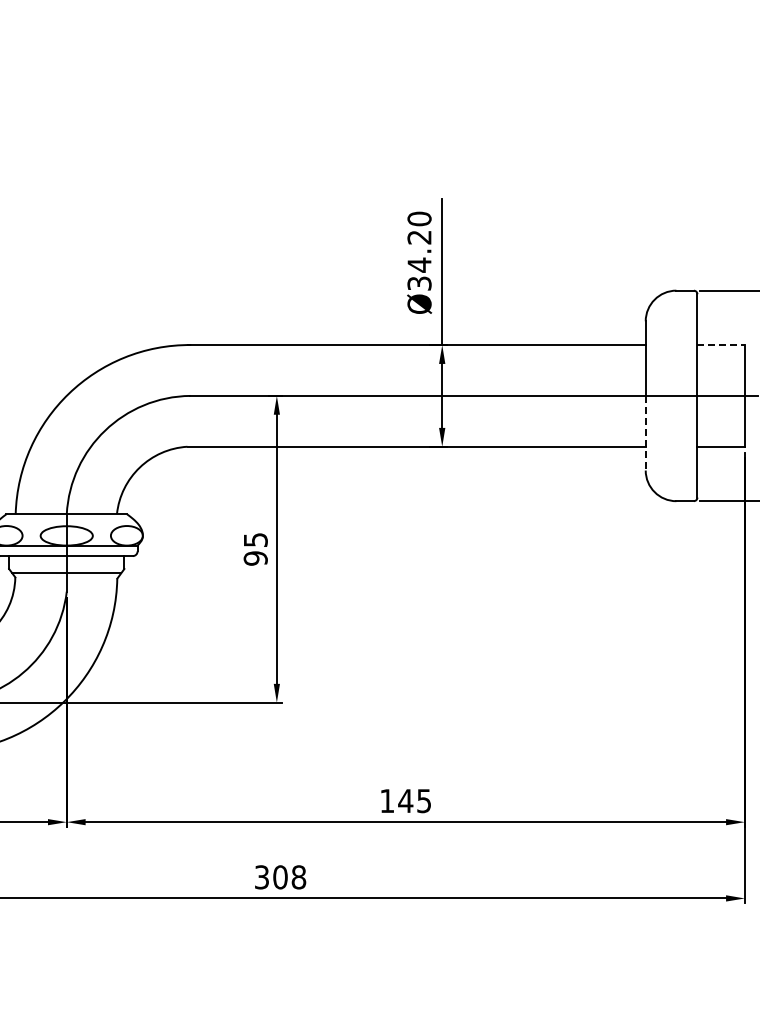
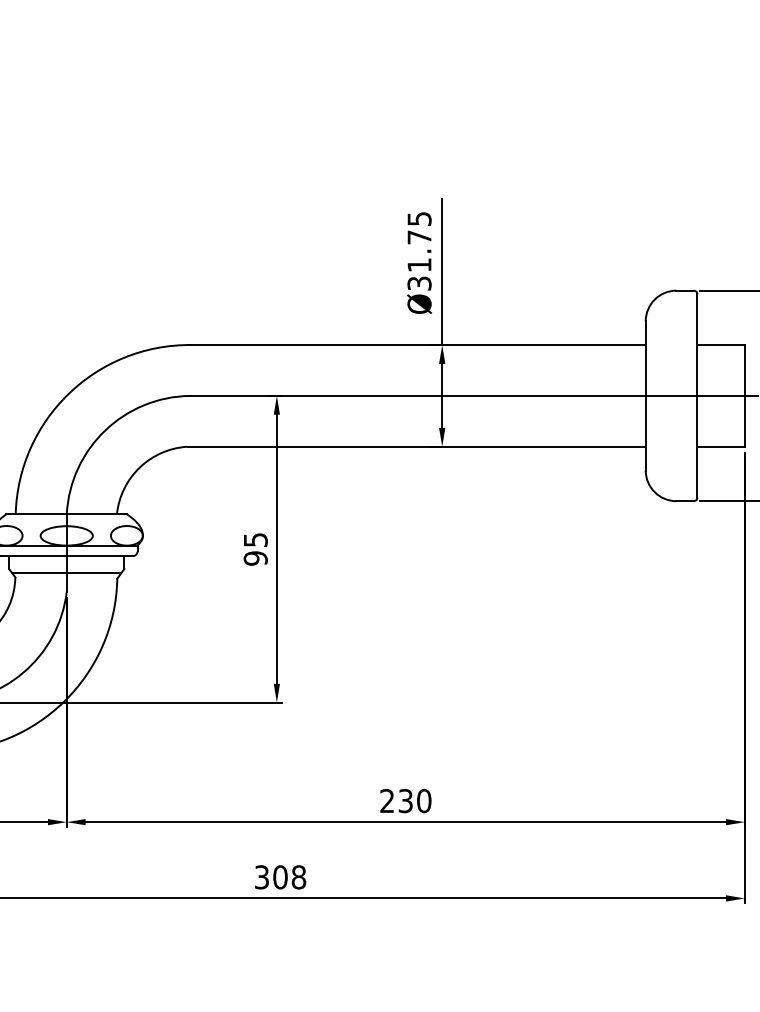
text: Ø34.20 -> Ø31.75 (419, 241)
line: dashed -> solid (721, 345)
line: dashed -> solid (645, 433)
text: 145 -> 230 (405, 801)
